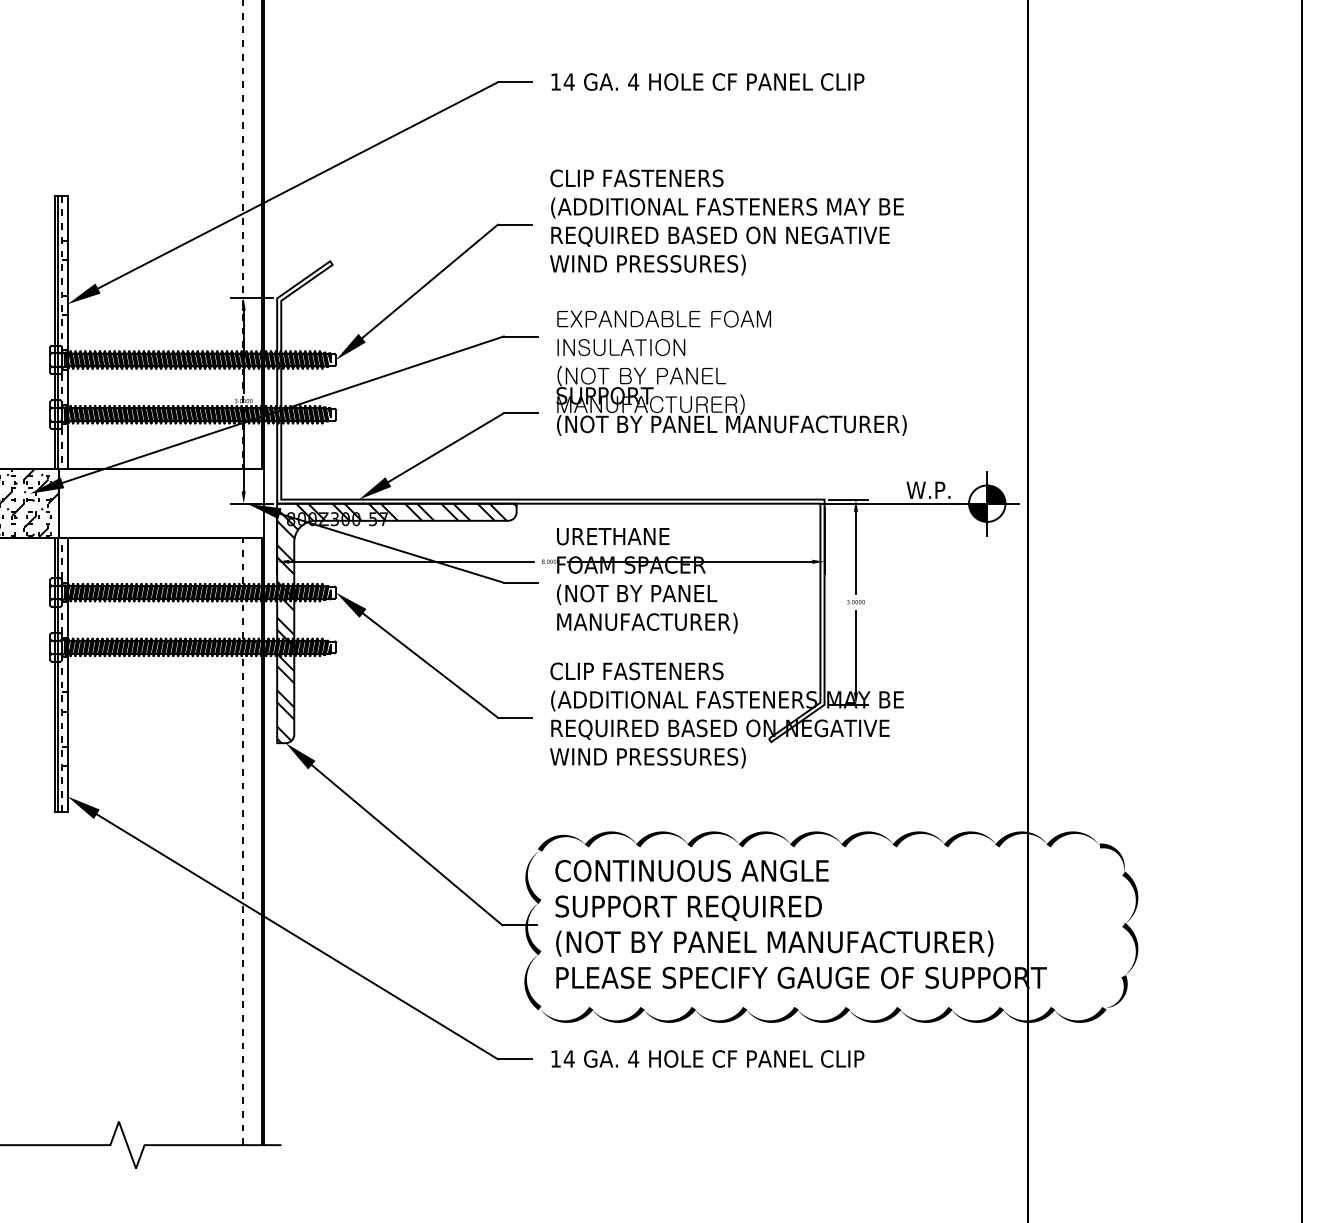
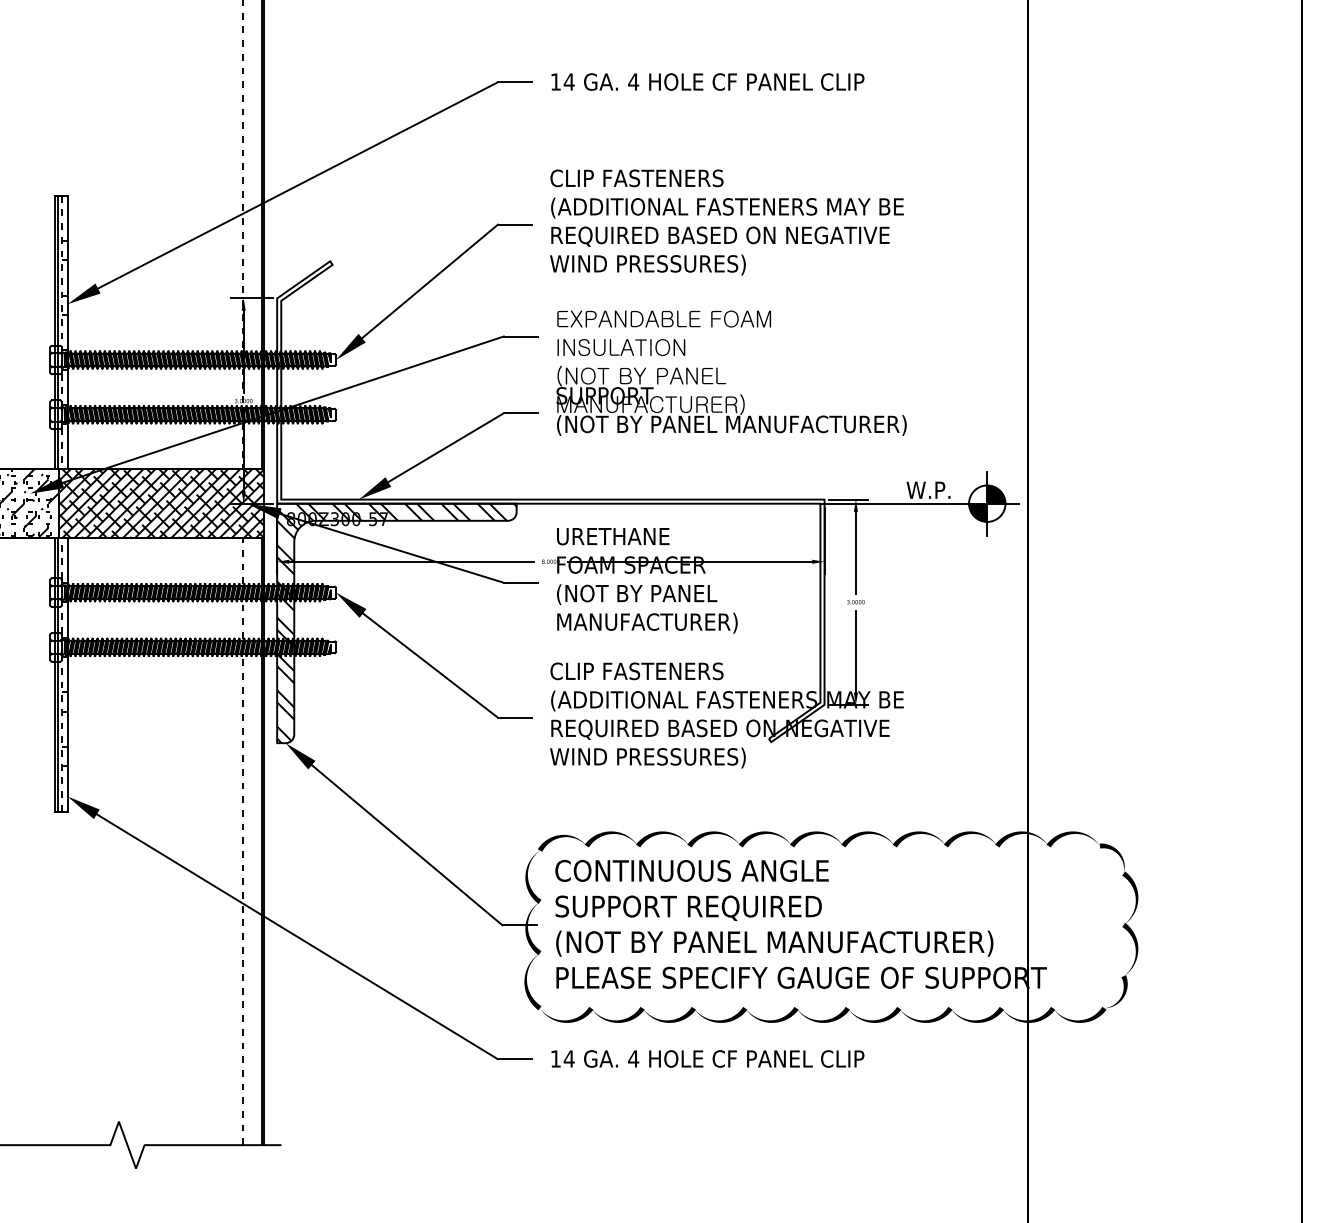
hatch: none -> present (161, 503)
